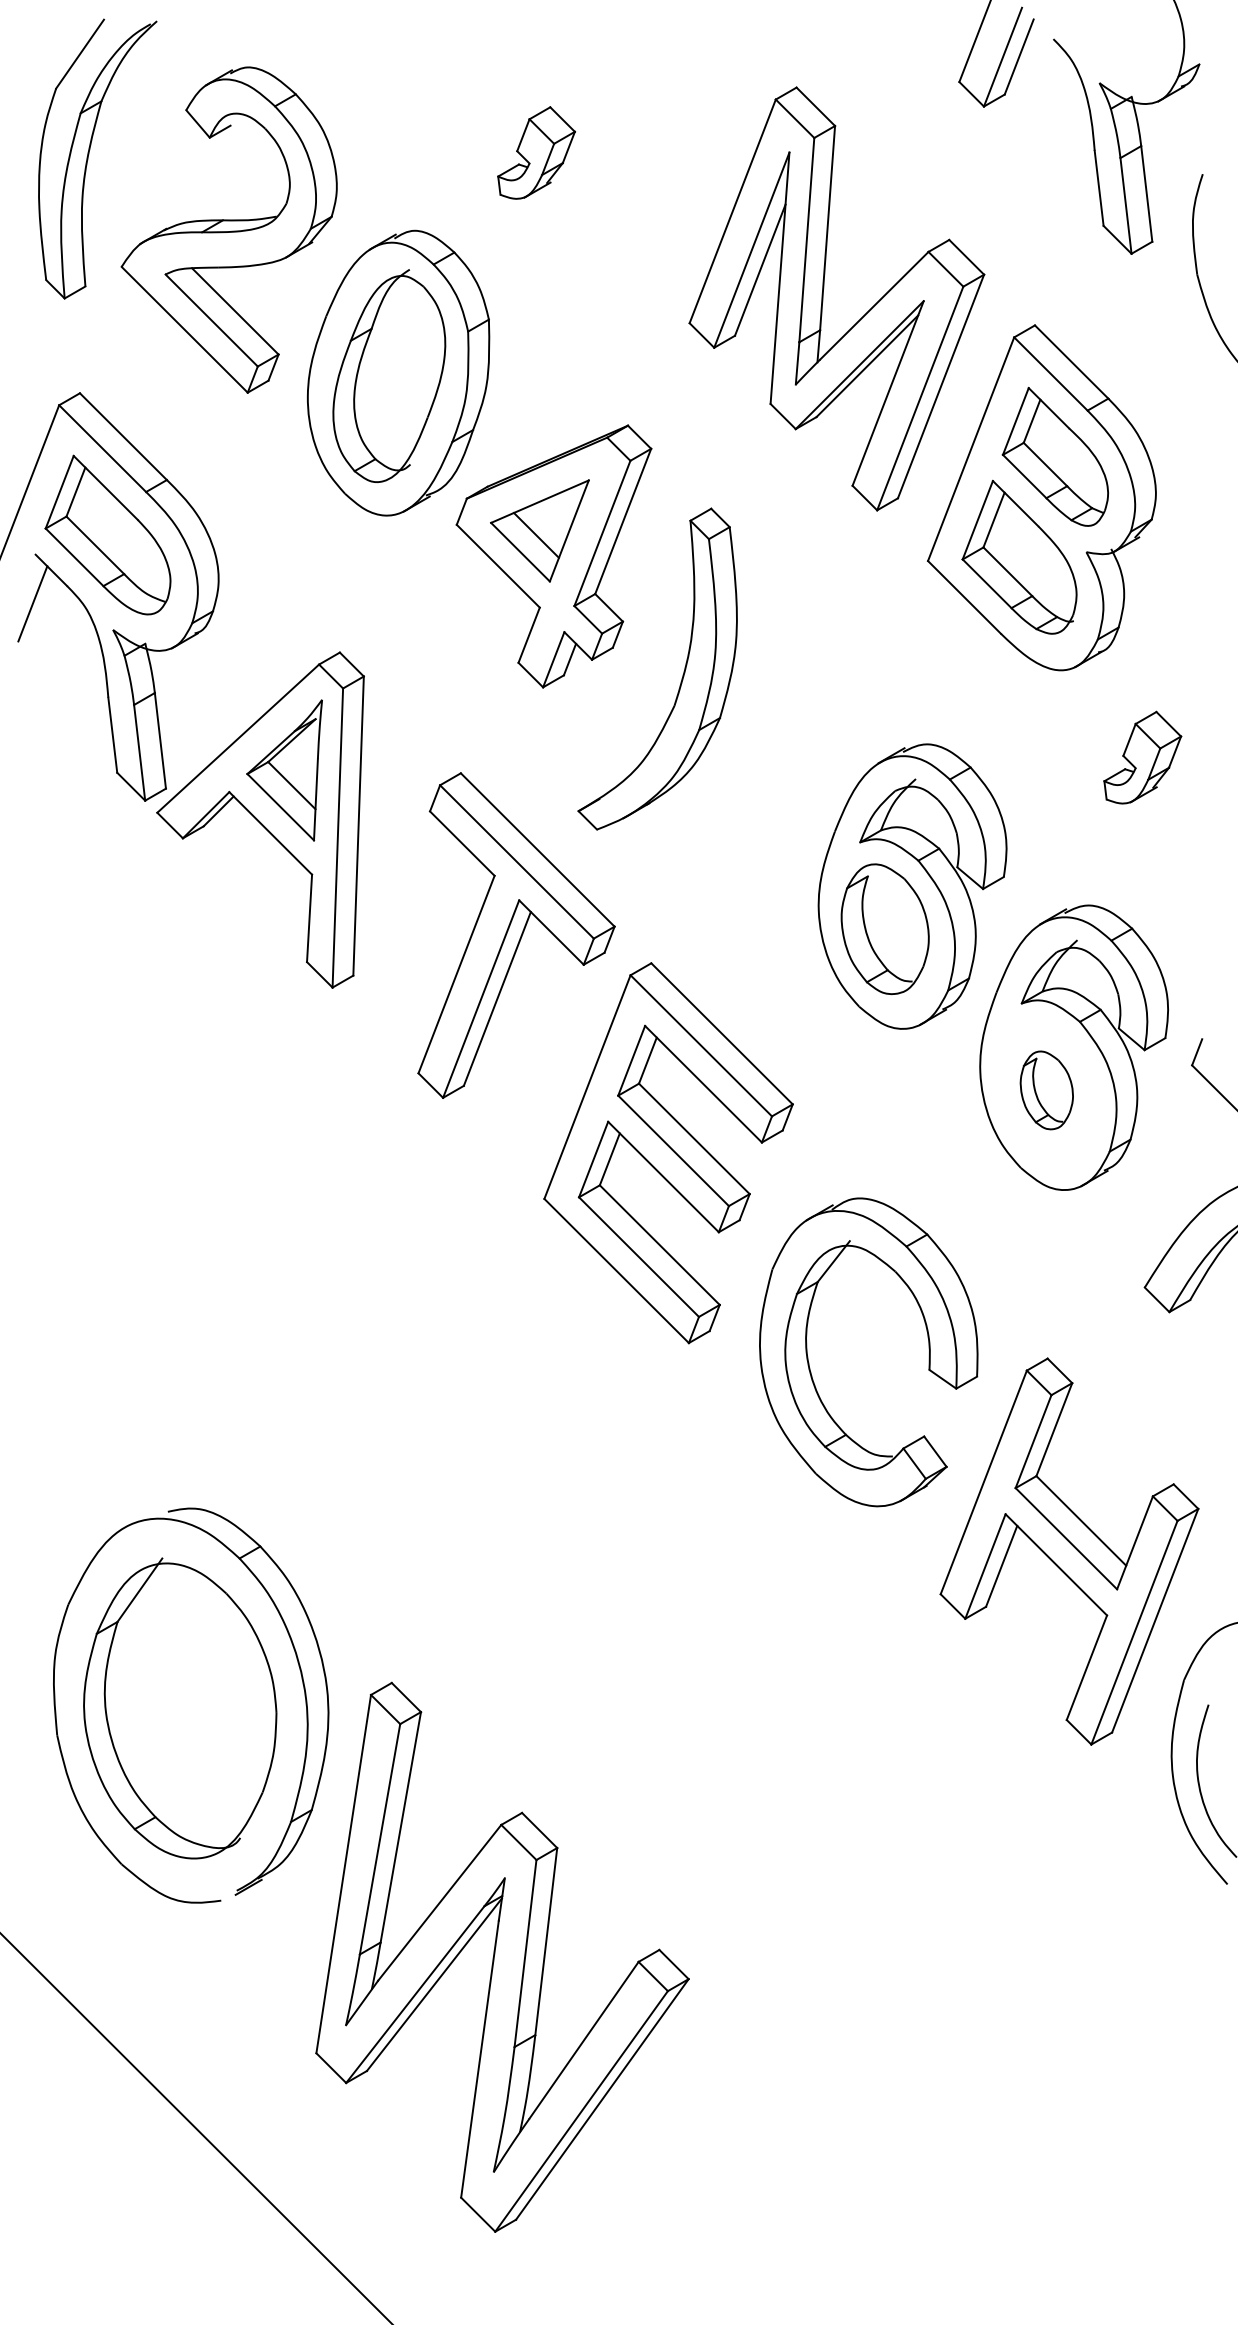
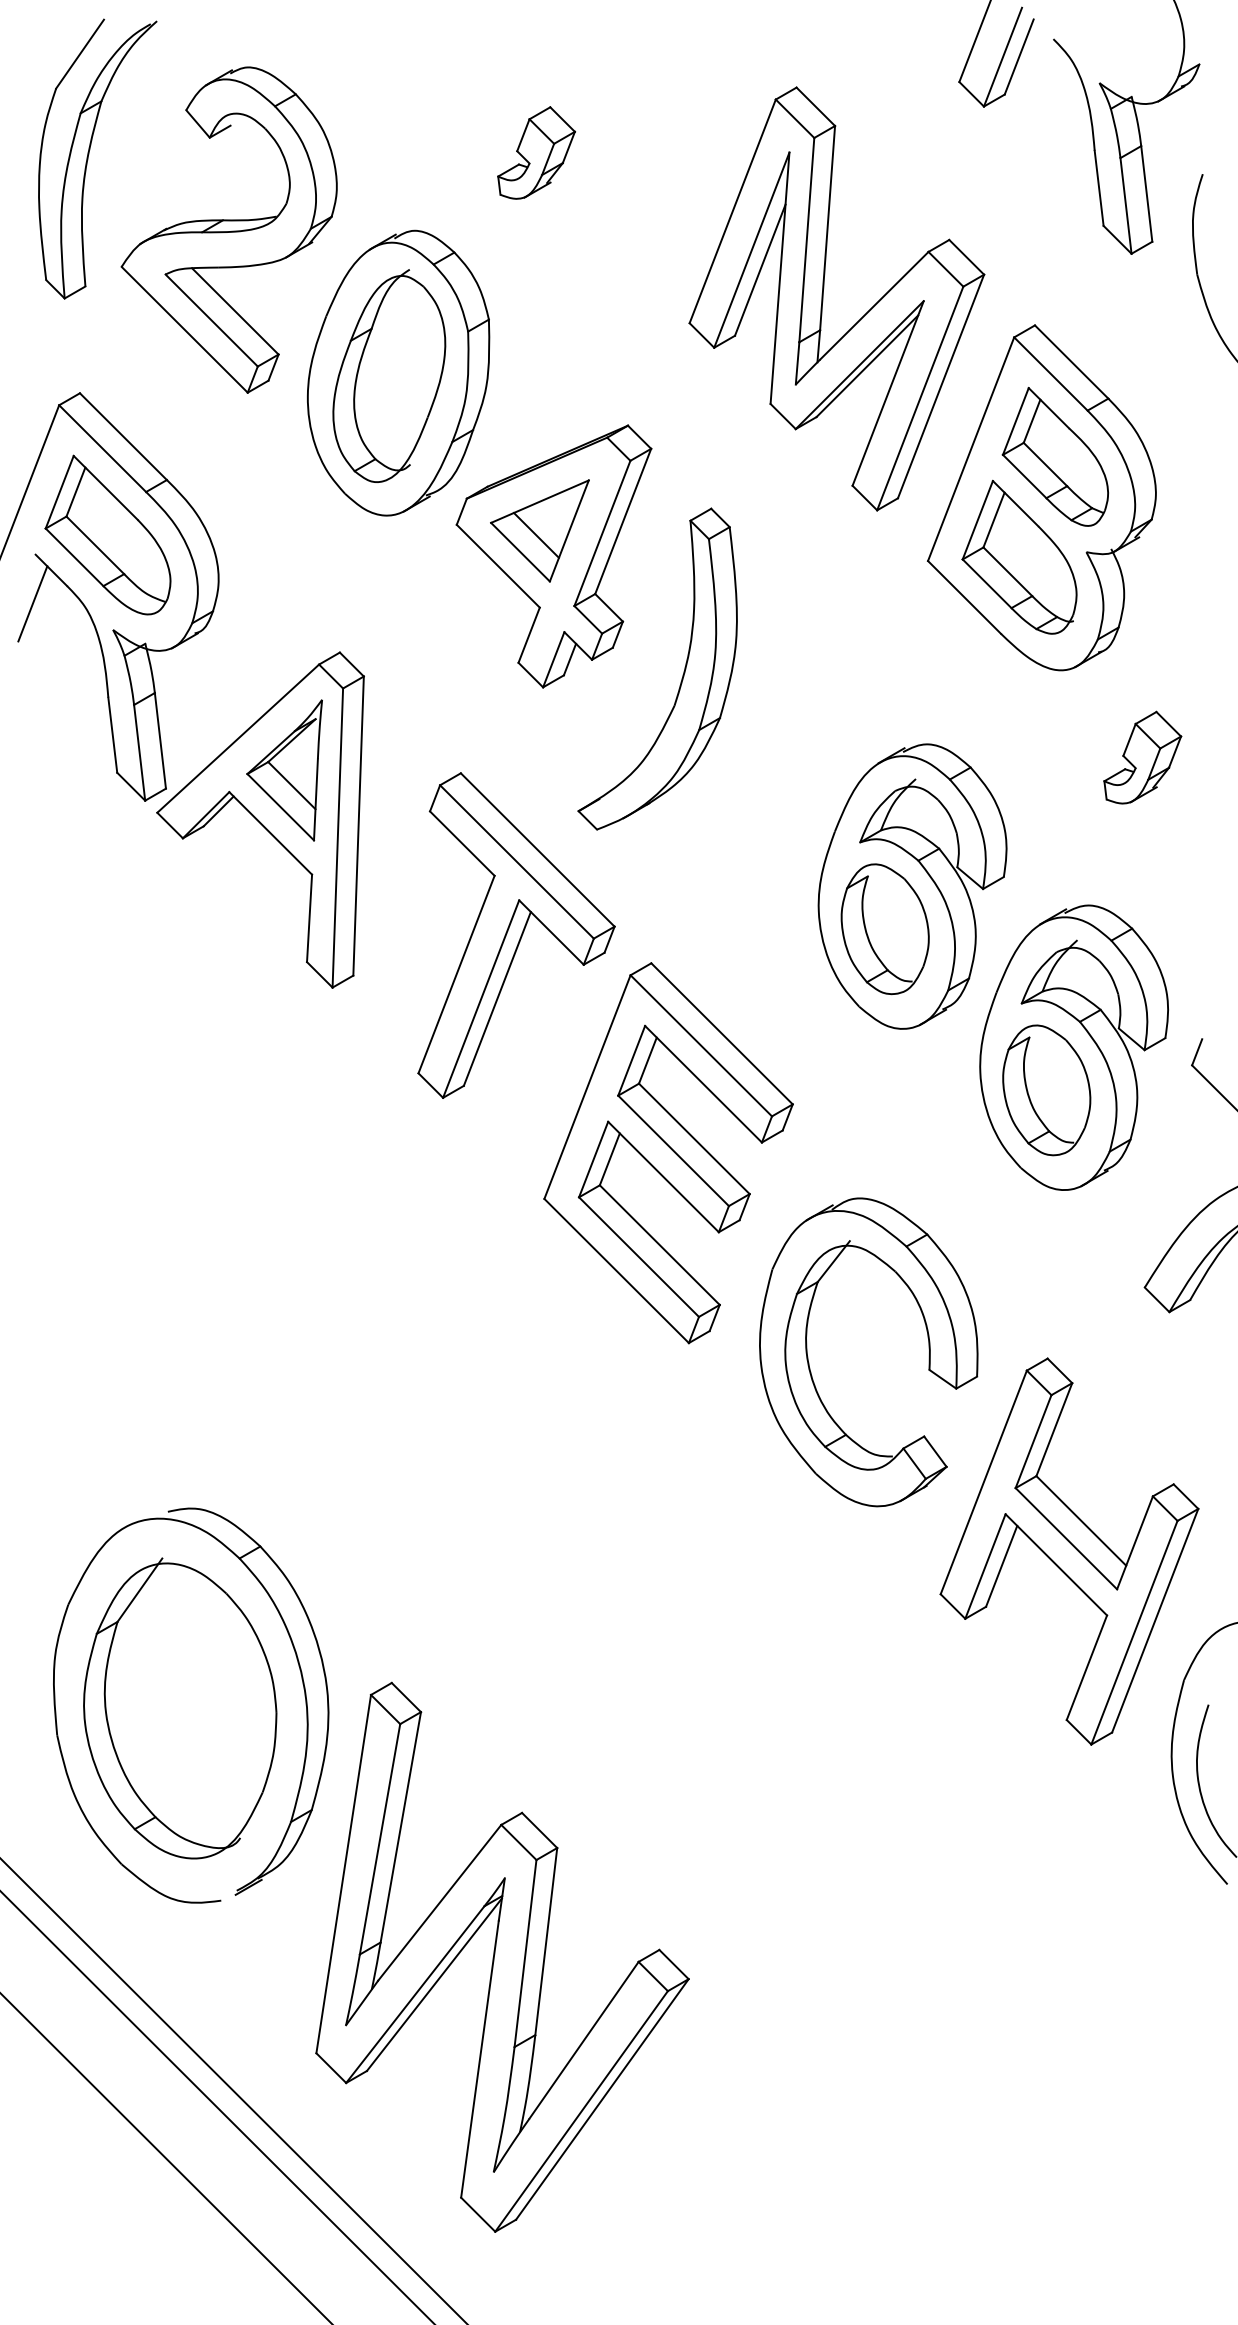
part size: 55x81 px -> 90x133 px (1046, 1090)
line: none -> present (233, 2090)
line: none -> present (216, 2107)
line position: (195, 2127) -> (165, 2158) (165, 2158)
